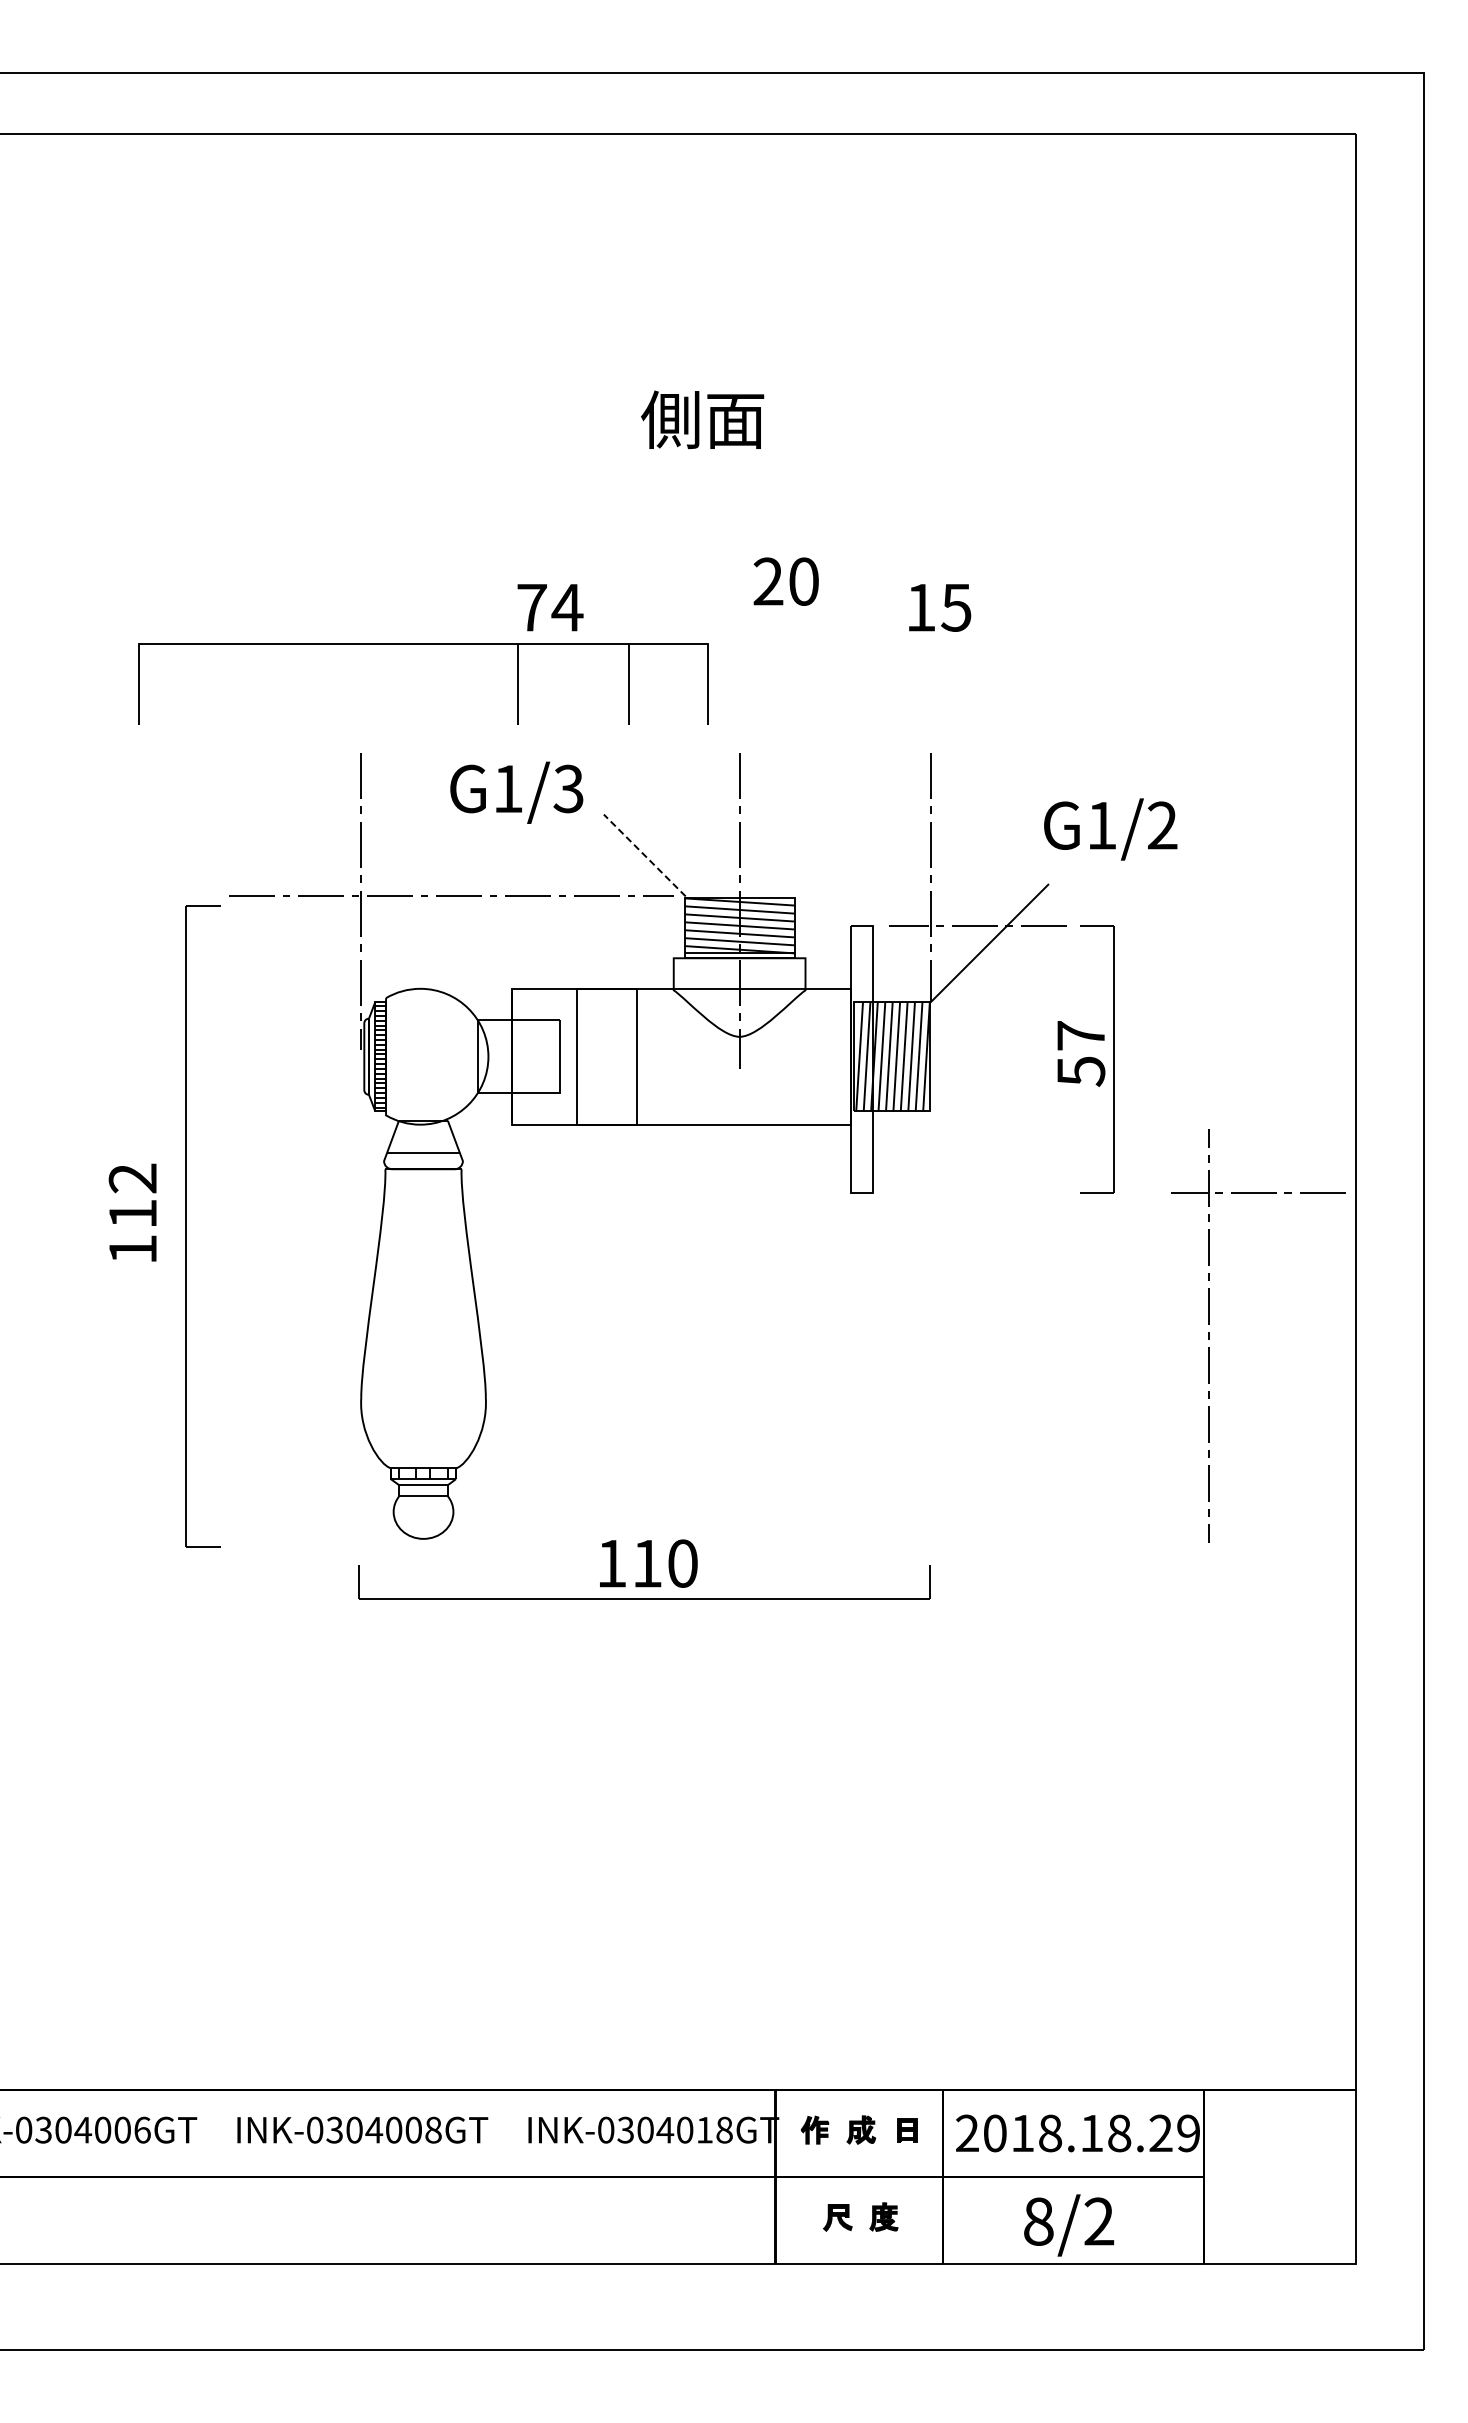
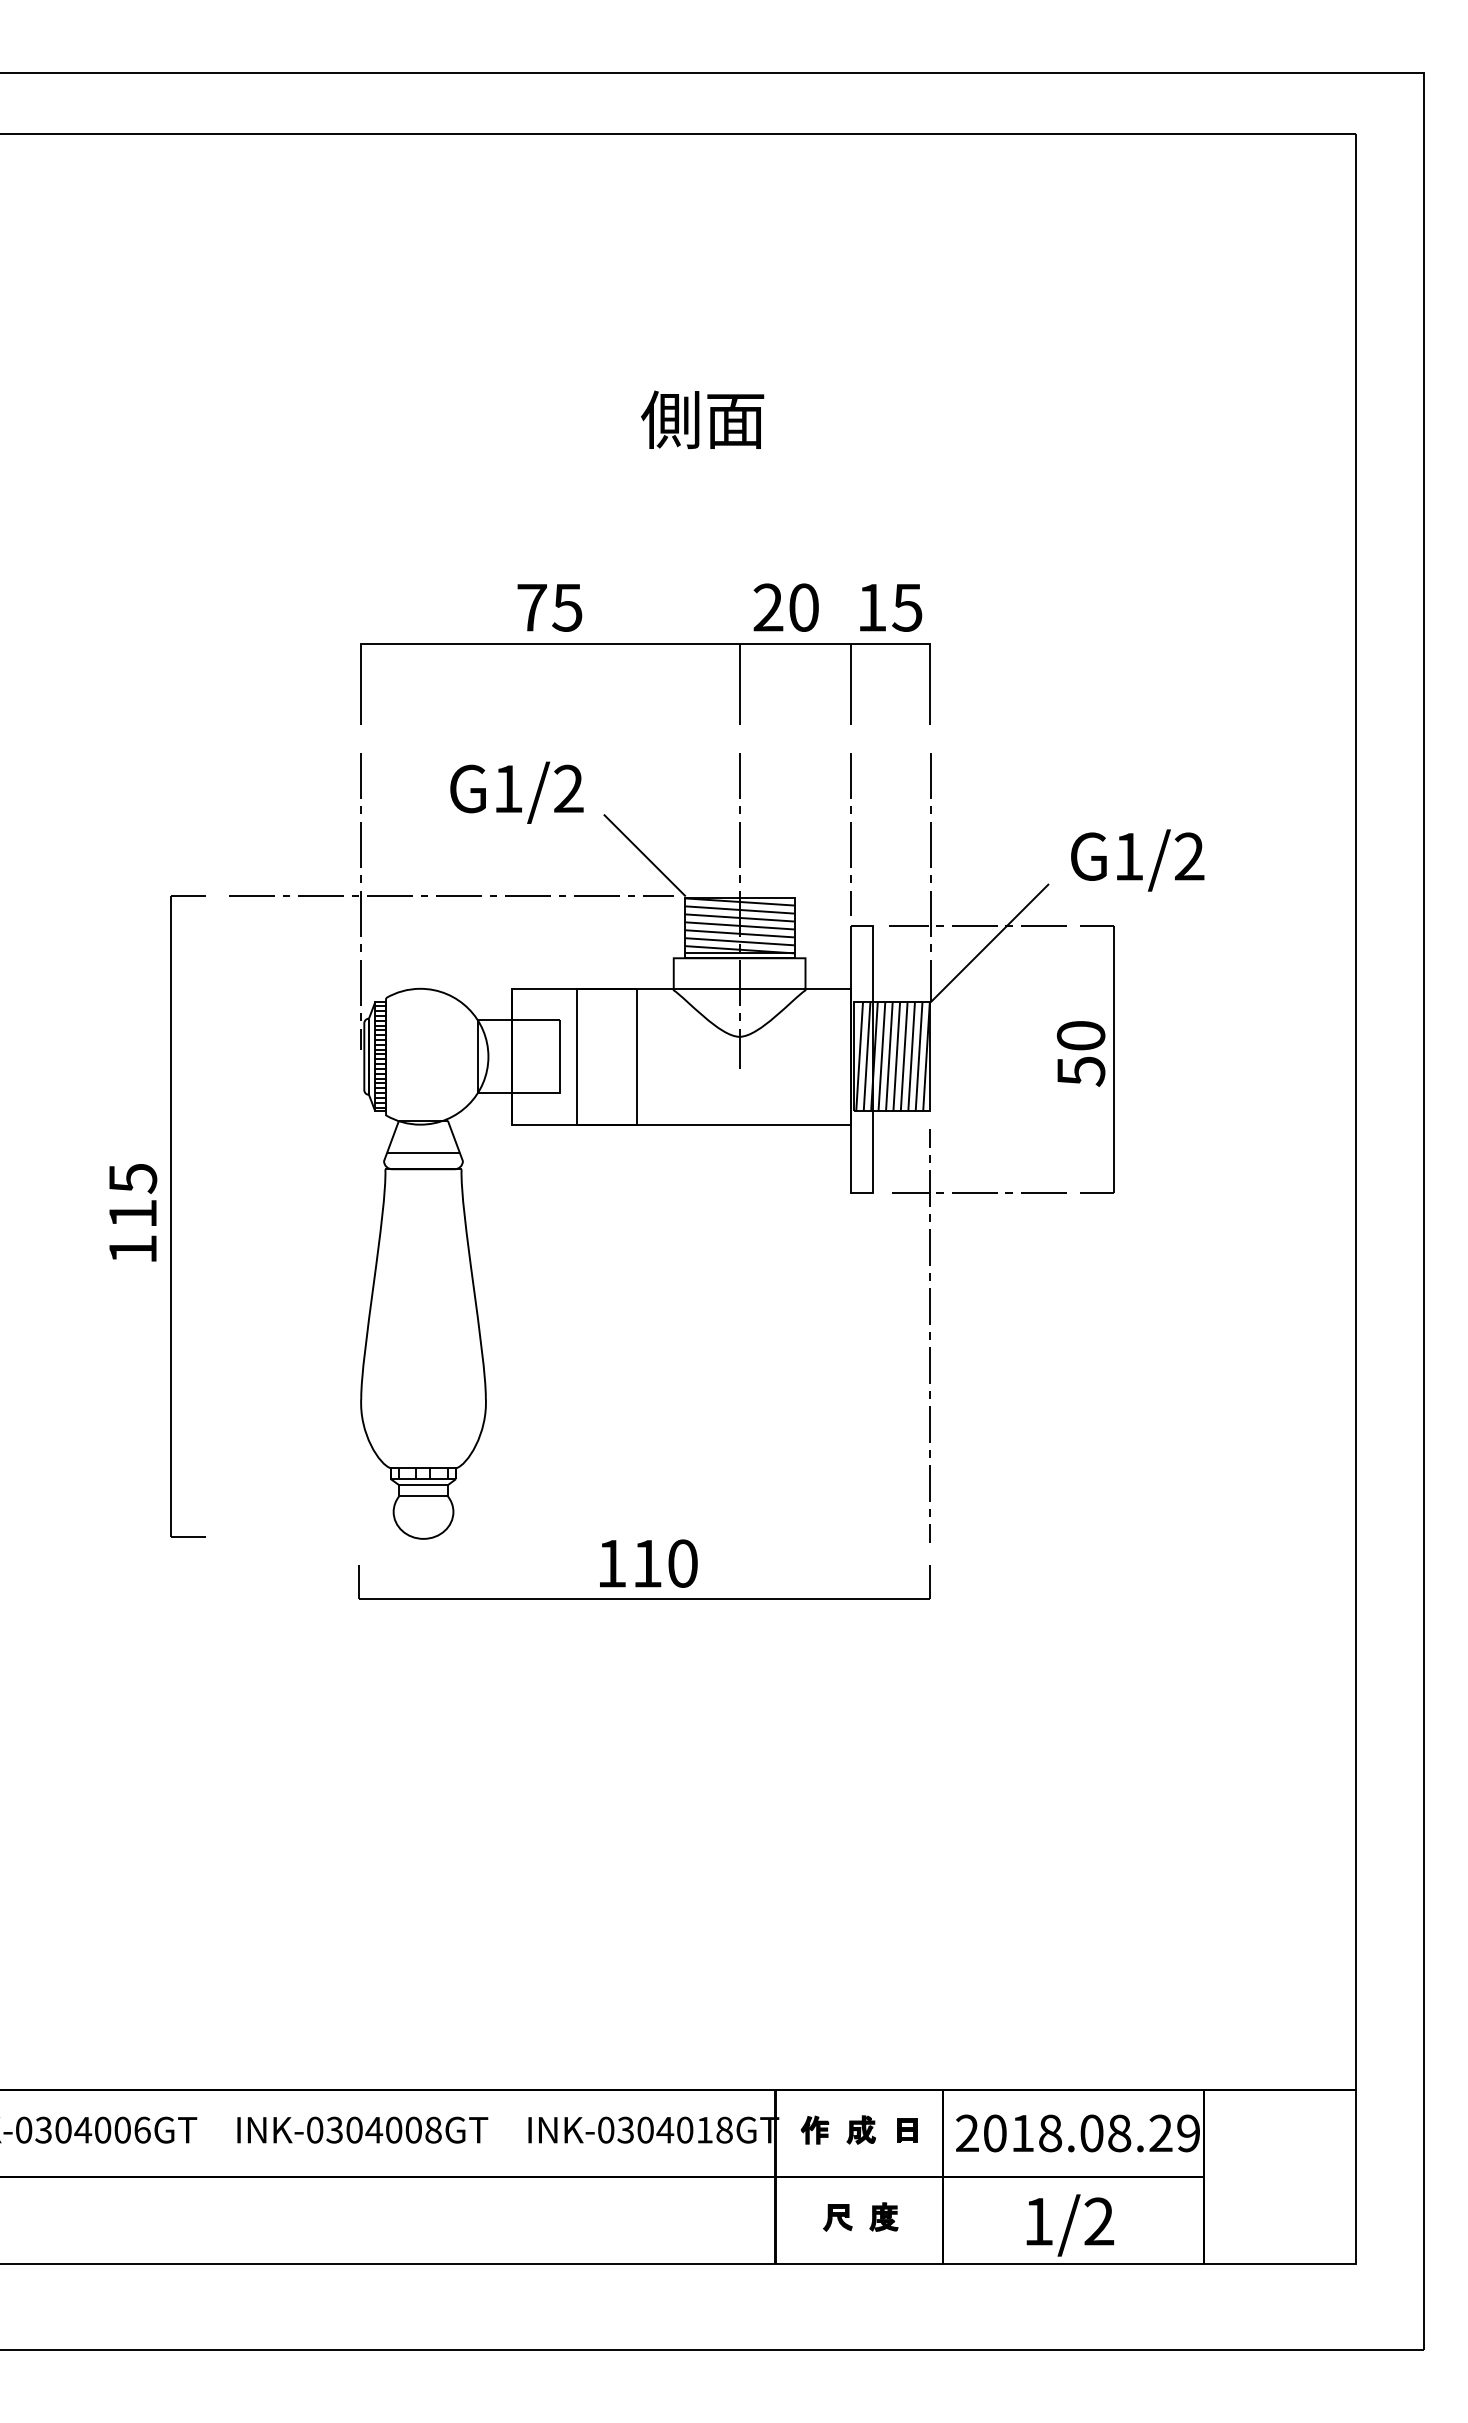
text position: (785, 581) -> (785, 607) (785, 607)
text: 74 -> 75 (567, 607)
text position: (940, 607) -> (891, 607) (891, 607)
part position: (423, 644) -> (645, 644) (645, 644)
text: G1/3 -> G1/2 (568, 789)
text position: (1110, 829) -> (1137, 860) (1137, 860)
line: none -> present (850, 834)
line: dashed -> solid (644, 855)
text: 57 -> 50 (1080, 1035)
text: 112 -> 115 (132, 1178)
part position: (186, 1226) -> (171, 1216) (171, 1216)
part position: (1209, 1335) -> (930, 1335) (930, 1335)
text: 2018.18.29 -> 2018.08.29 (1091, 2133)
text: 8/2 -> 1/2 (1038, 2221)
